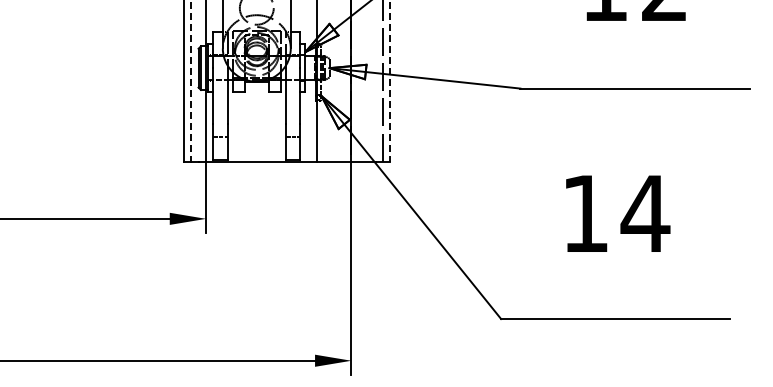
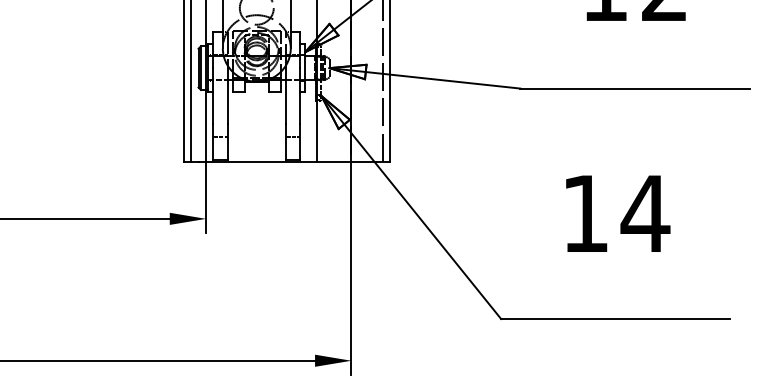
line: dashed -> solid (191, 81)
line: dashed -> solid (390, 81)
